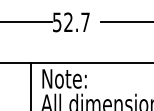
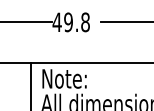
text: 52.7 -> 49.8 (70, 22)
